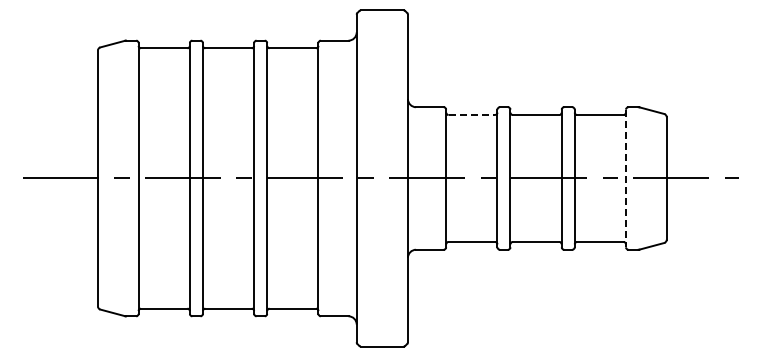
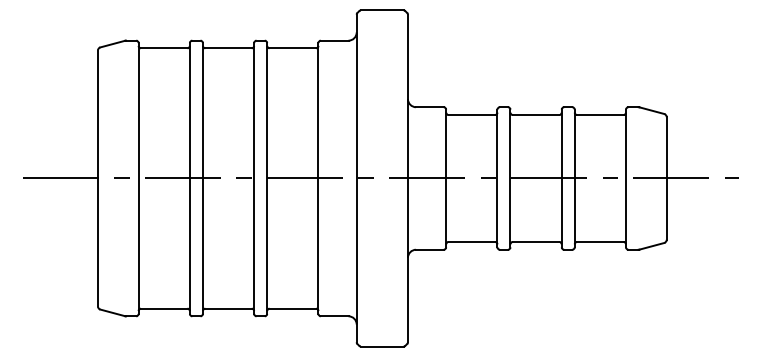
line: dashed -> solid (472, 115)
line: dashed -> solid (626, 178)
